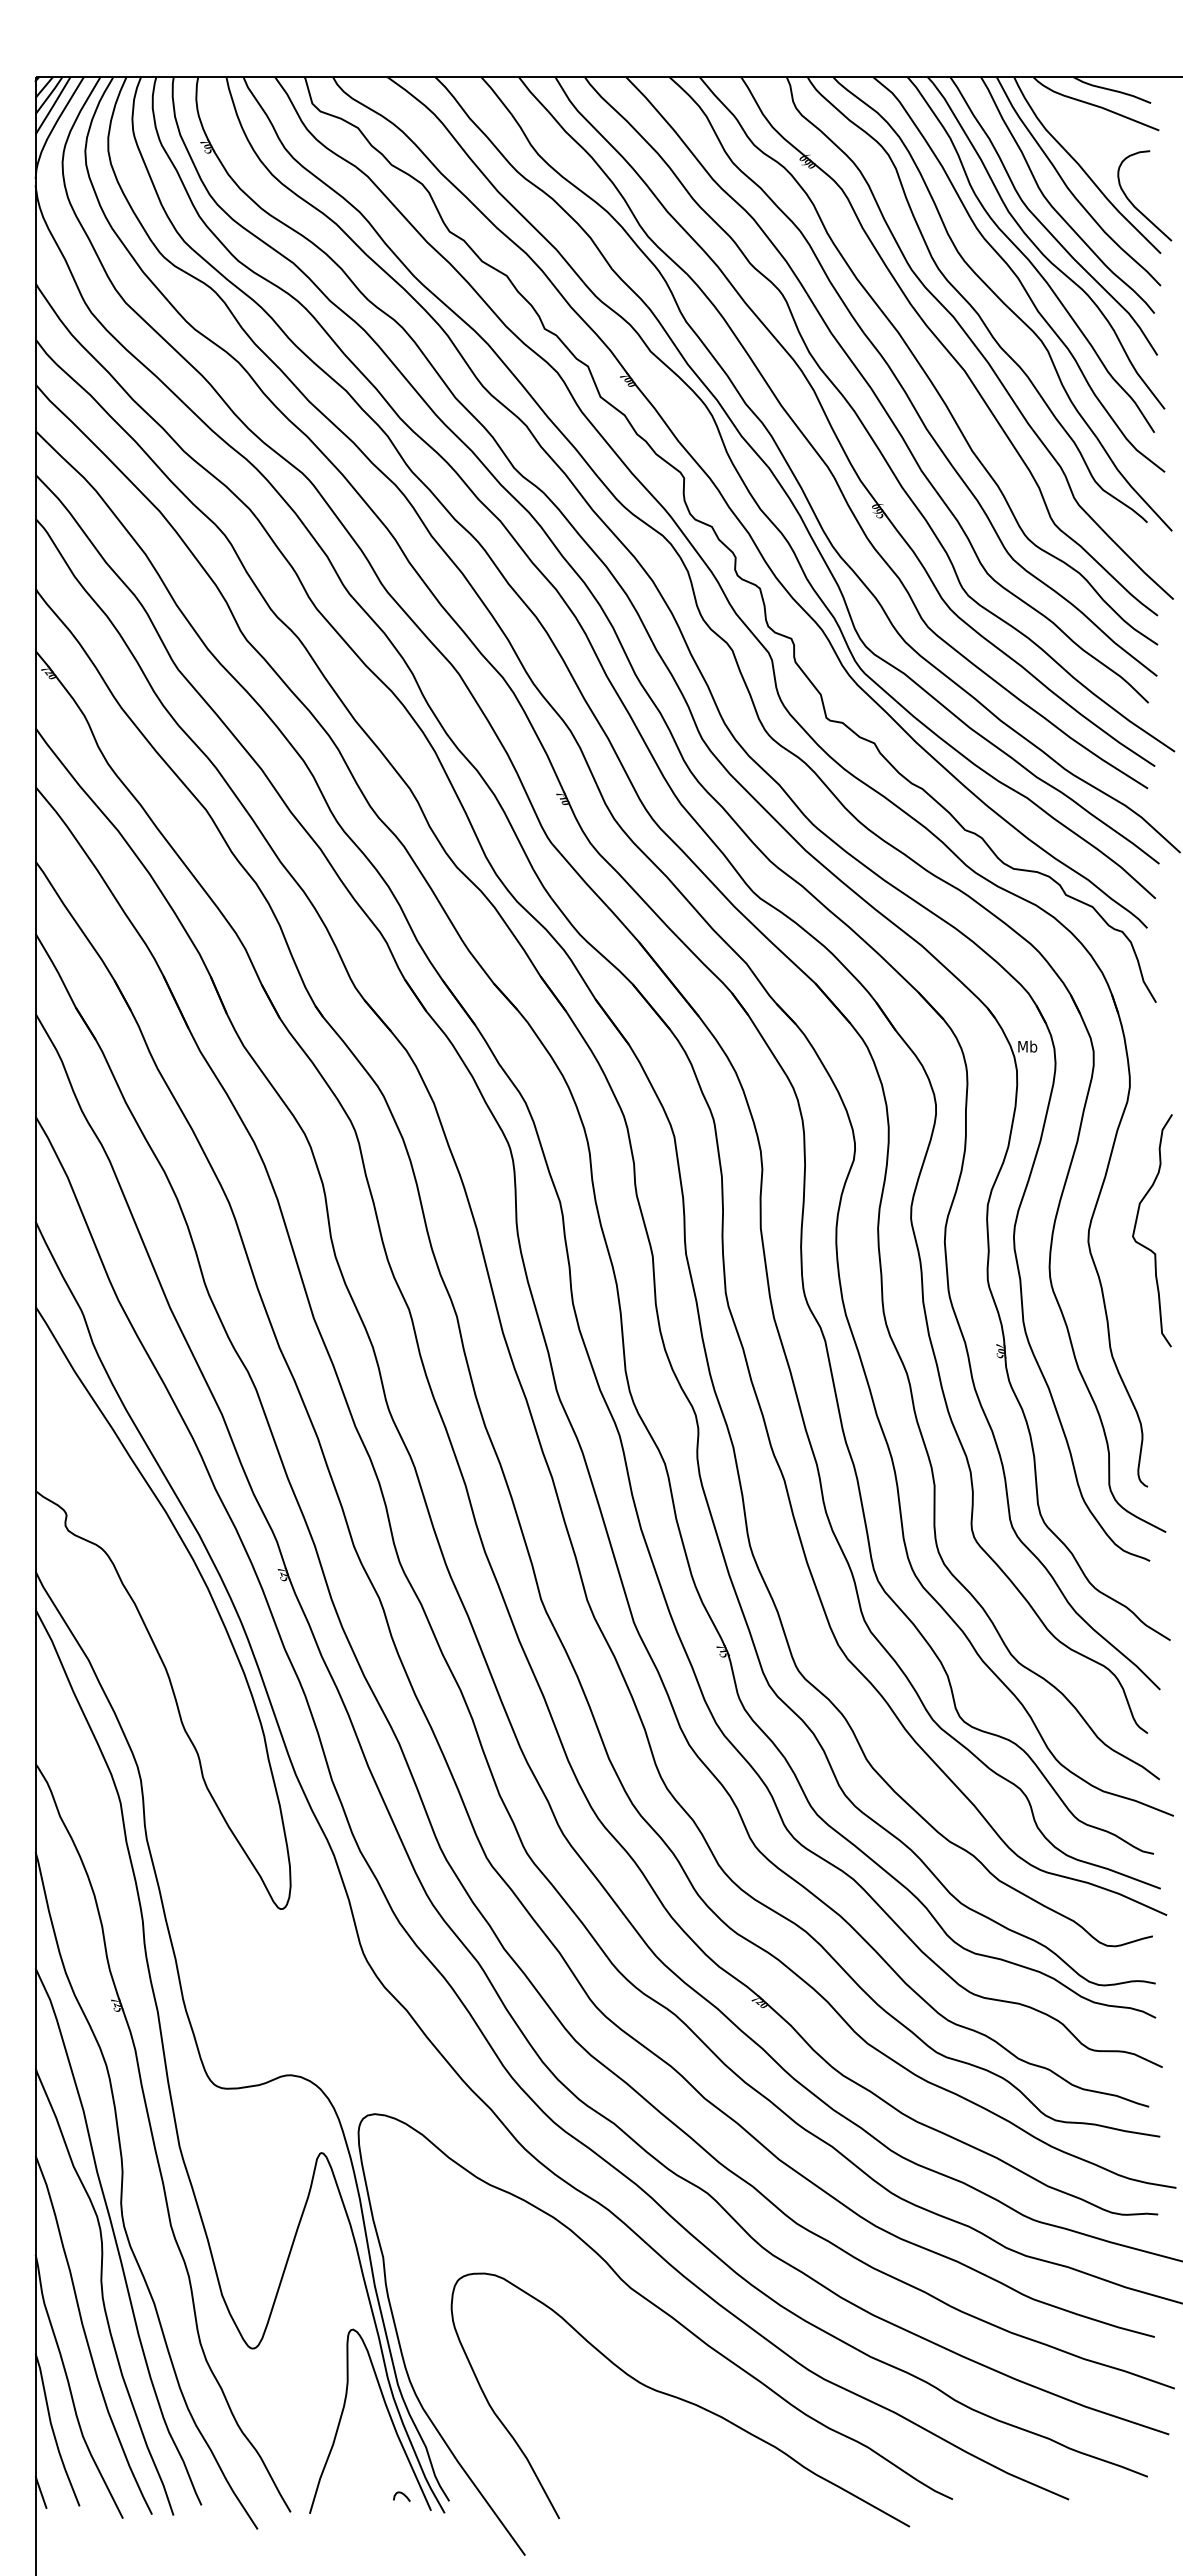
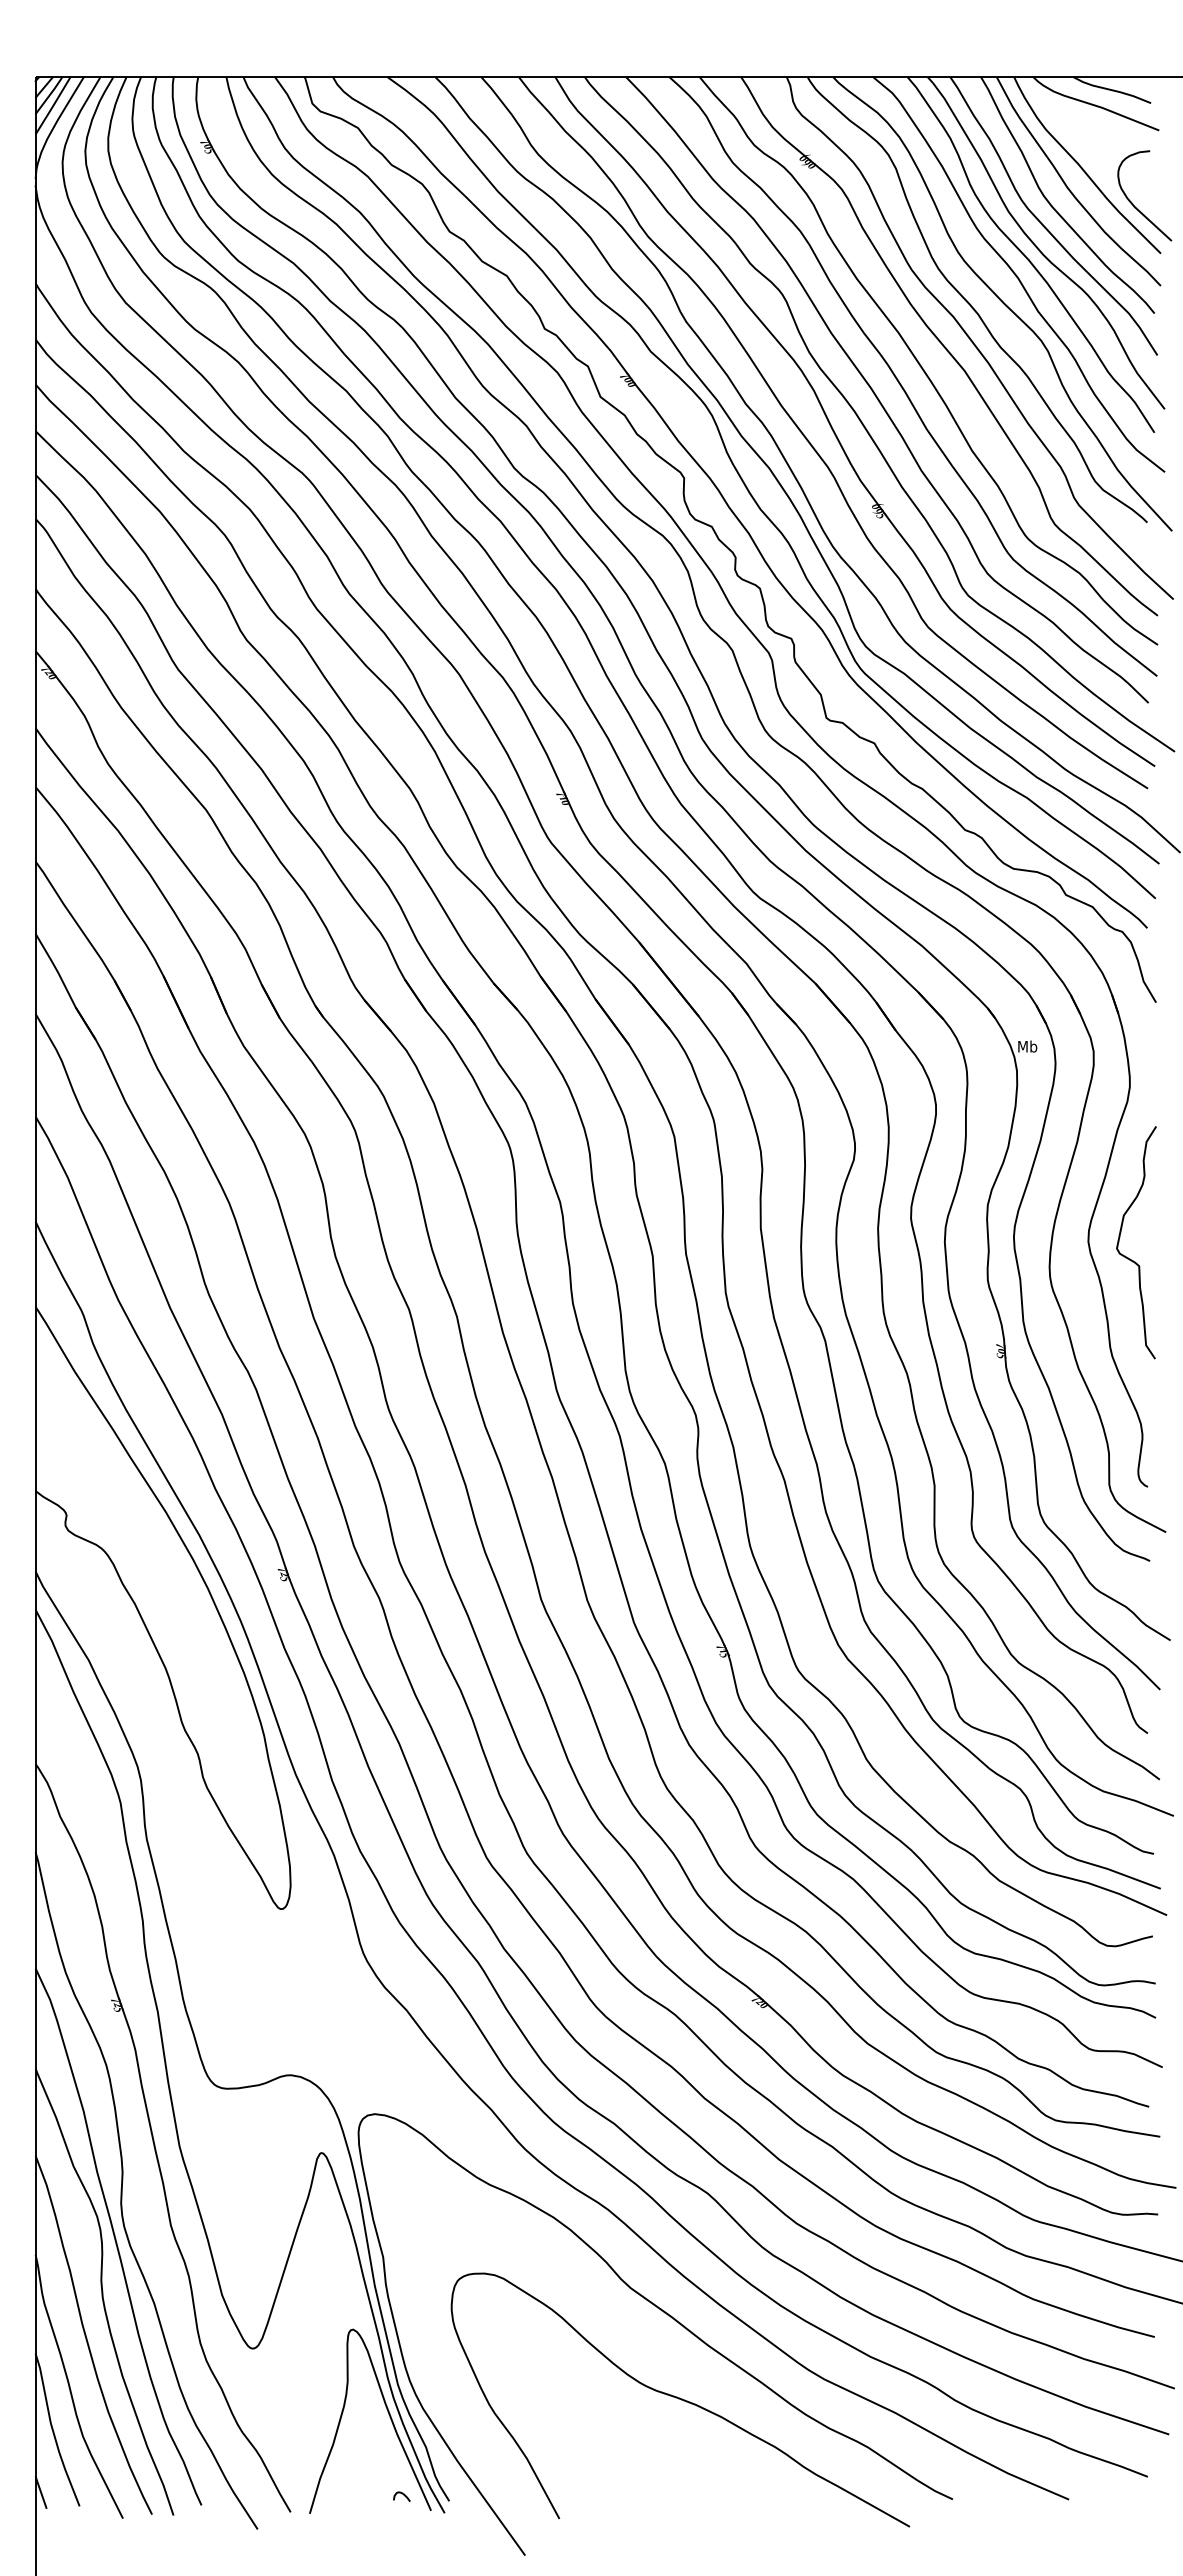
curve position: (1136, 1225) -> (1120, 1237) (1120, 1237)
